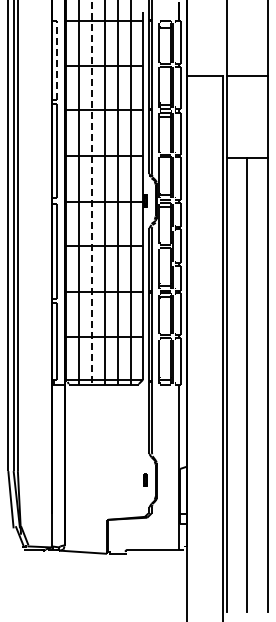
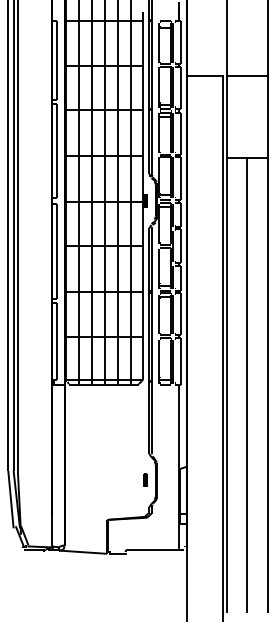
line: dashed -> solid (57, 60)
line: dashed -> solid (92, 193)
